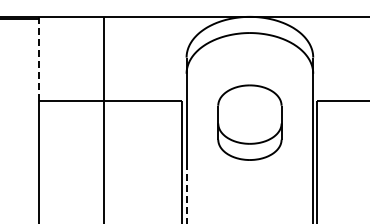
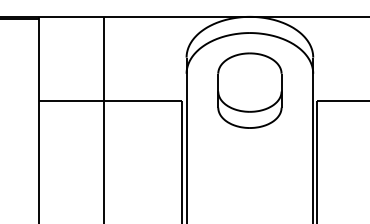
line: dashed -> solid (38, 58)
part position: (249, 122) -> (249, 90) (249, 90)
line: dashed -> solid (186, 194)
